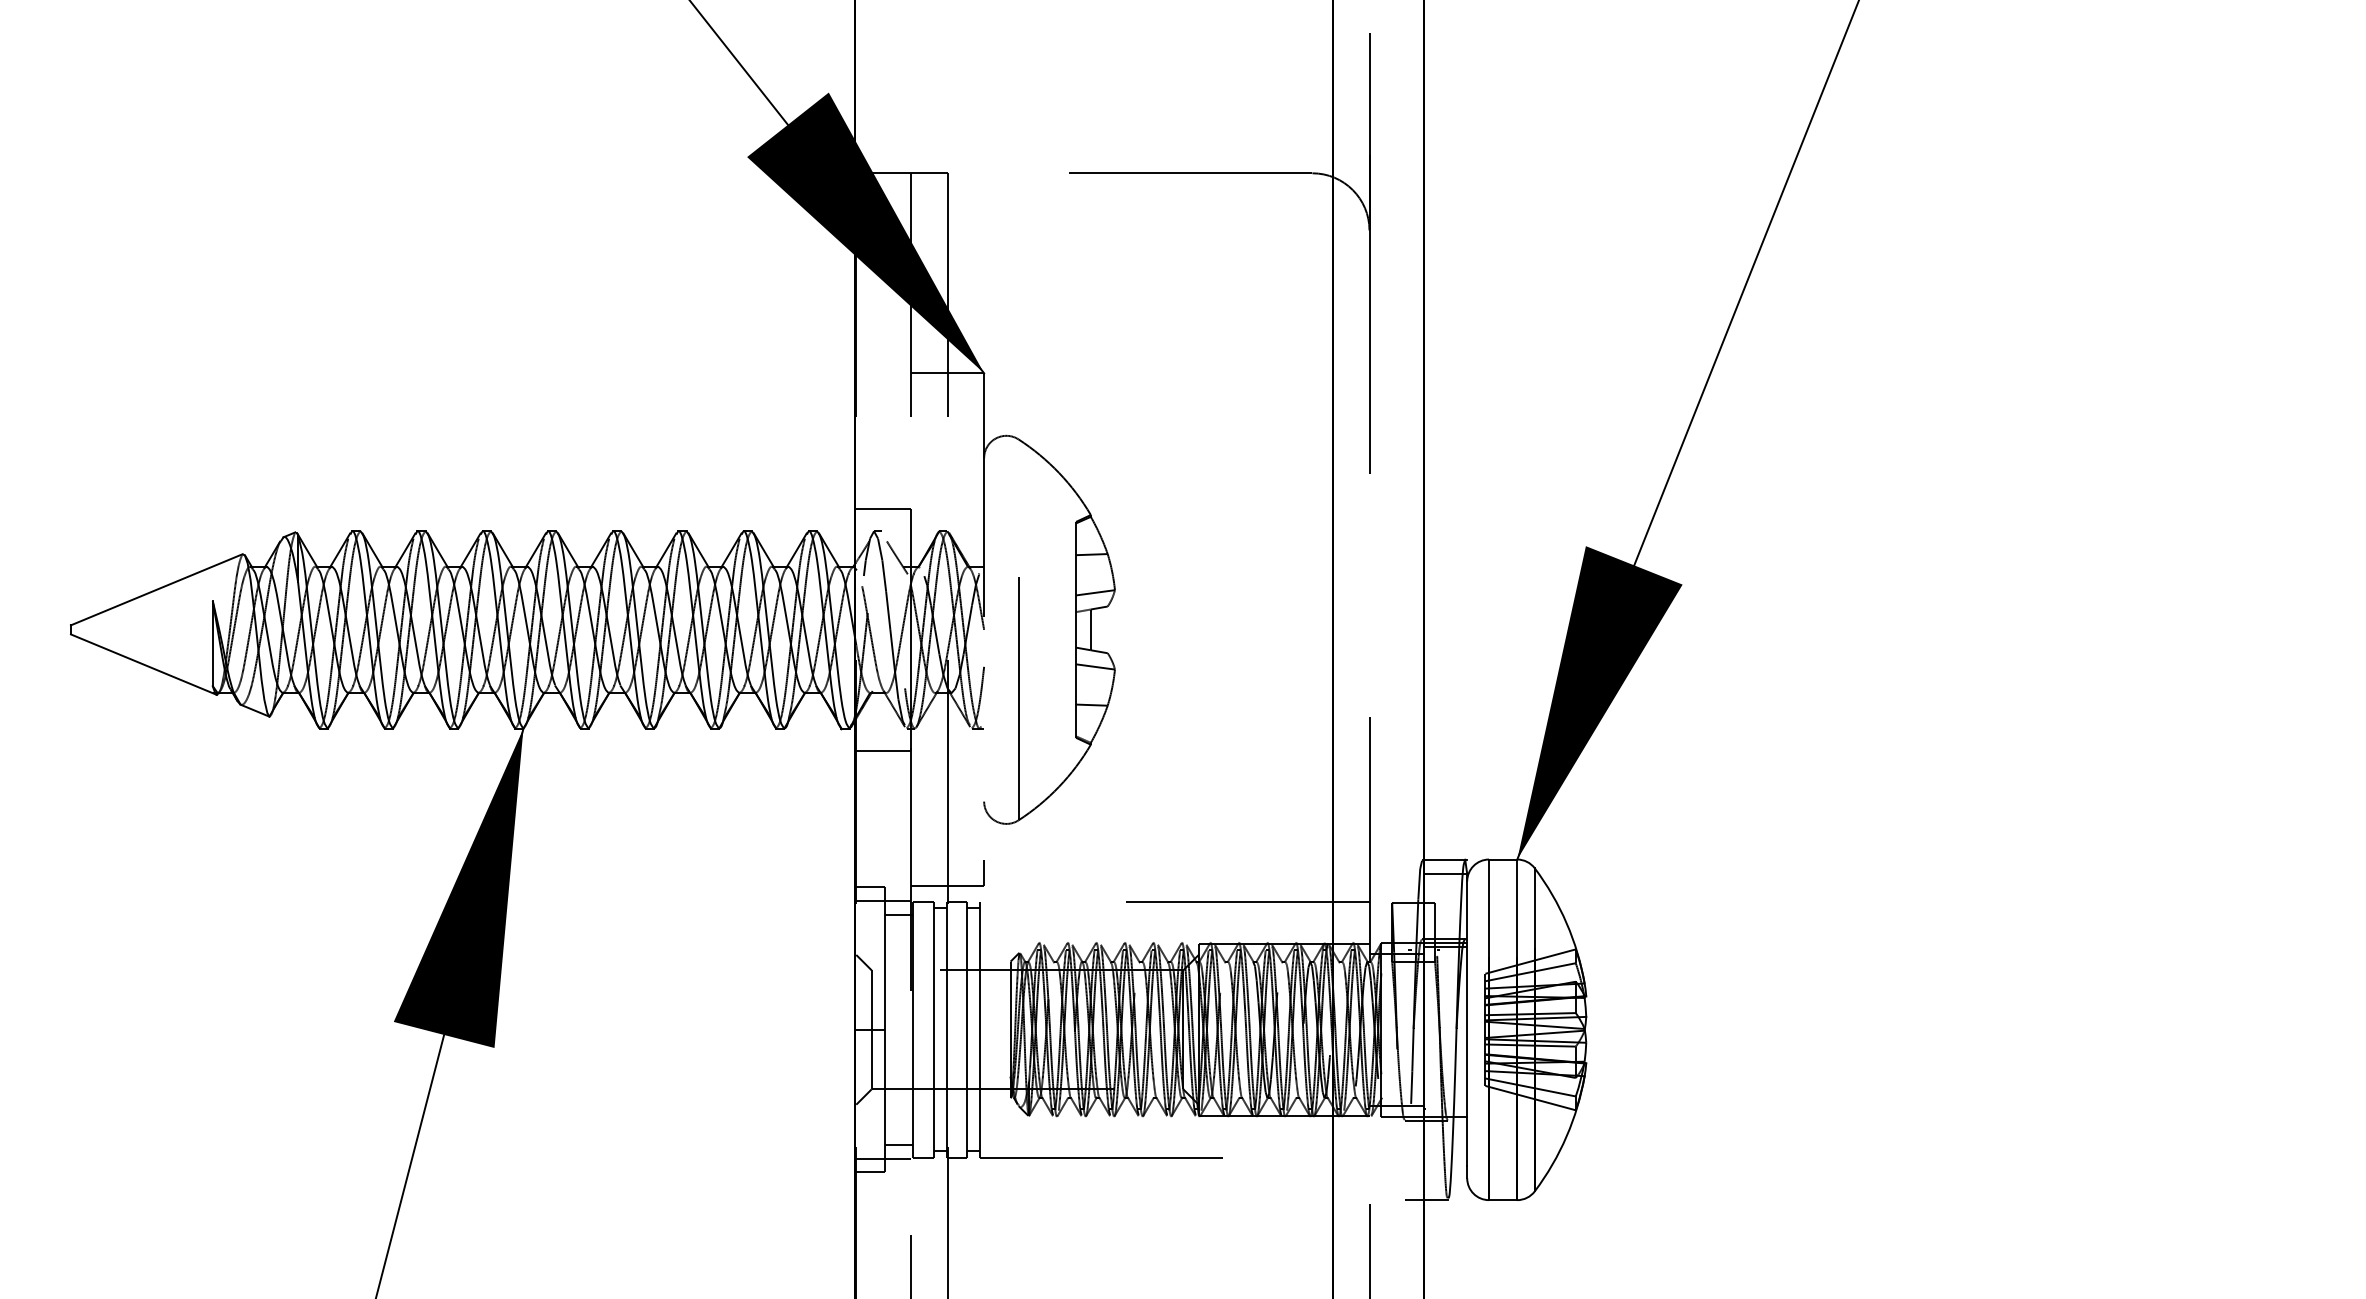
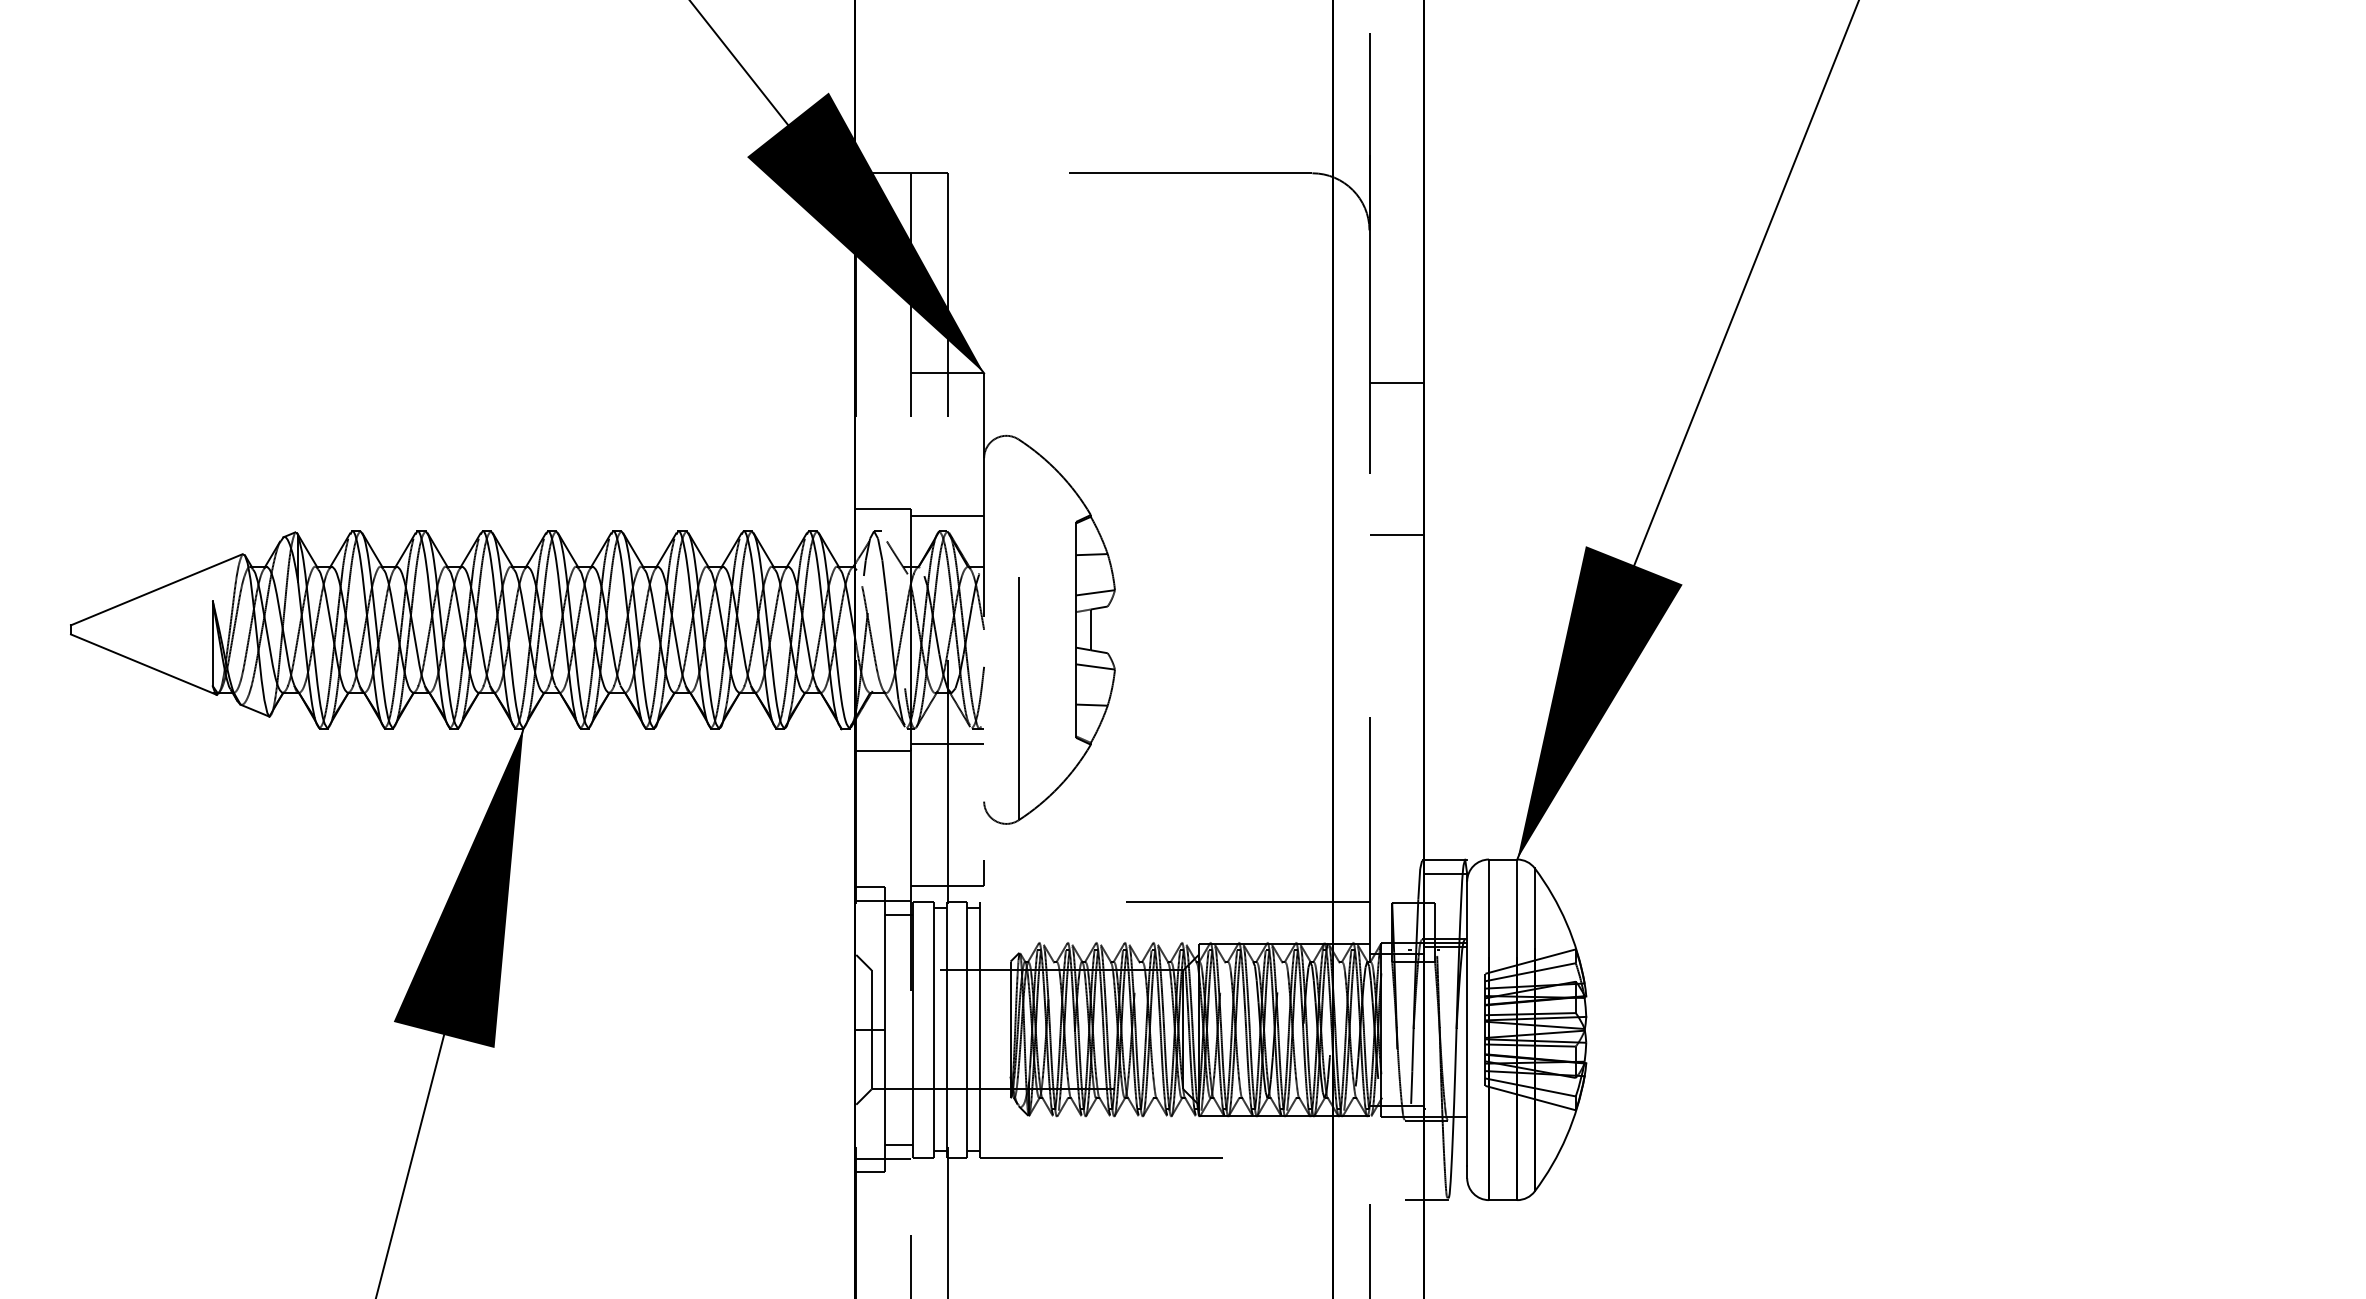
line: none -> present (1396, 383)
line: none -> present (947, 515)
line: none -> present (1396, 534)
line: none -> present (947, 744)
